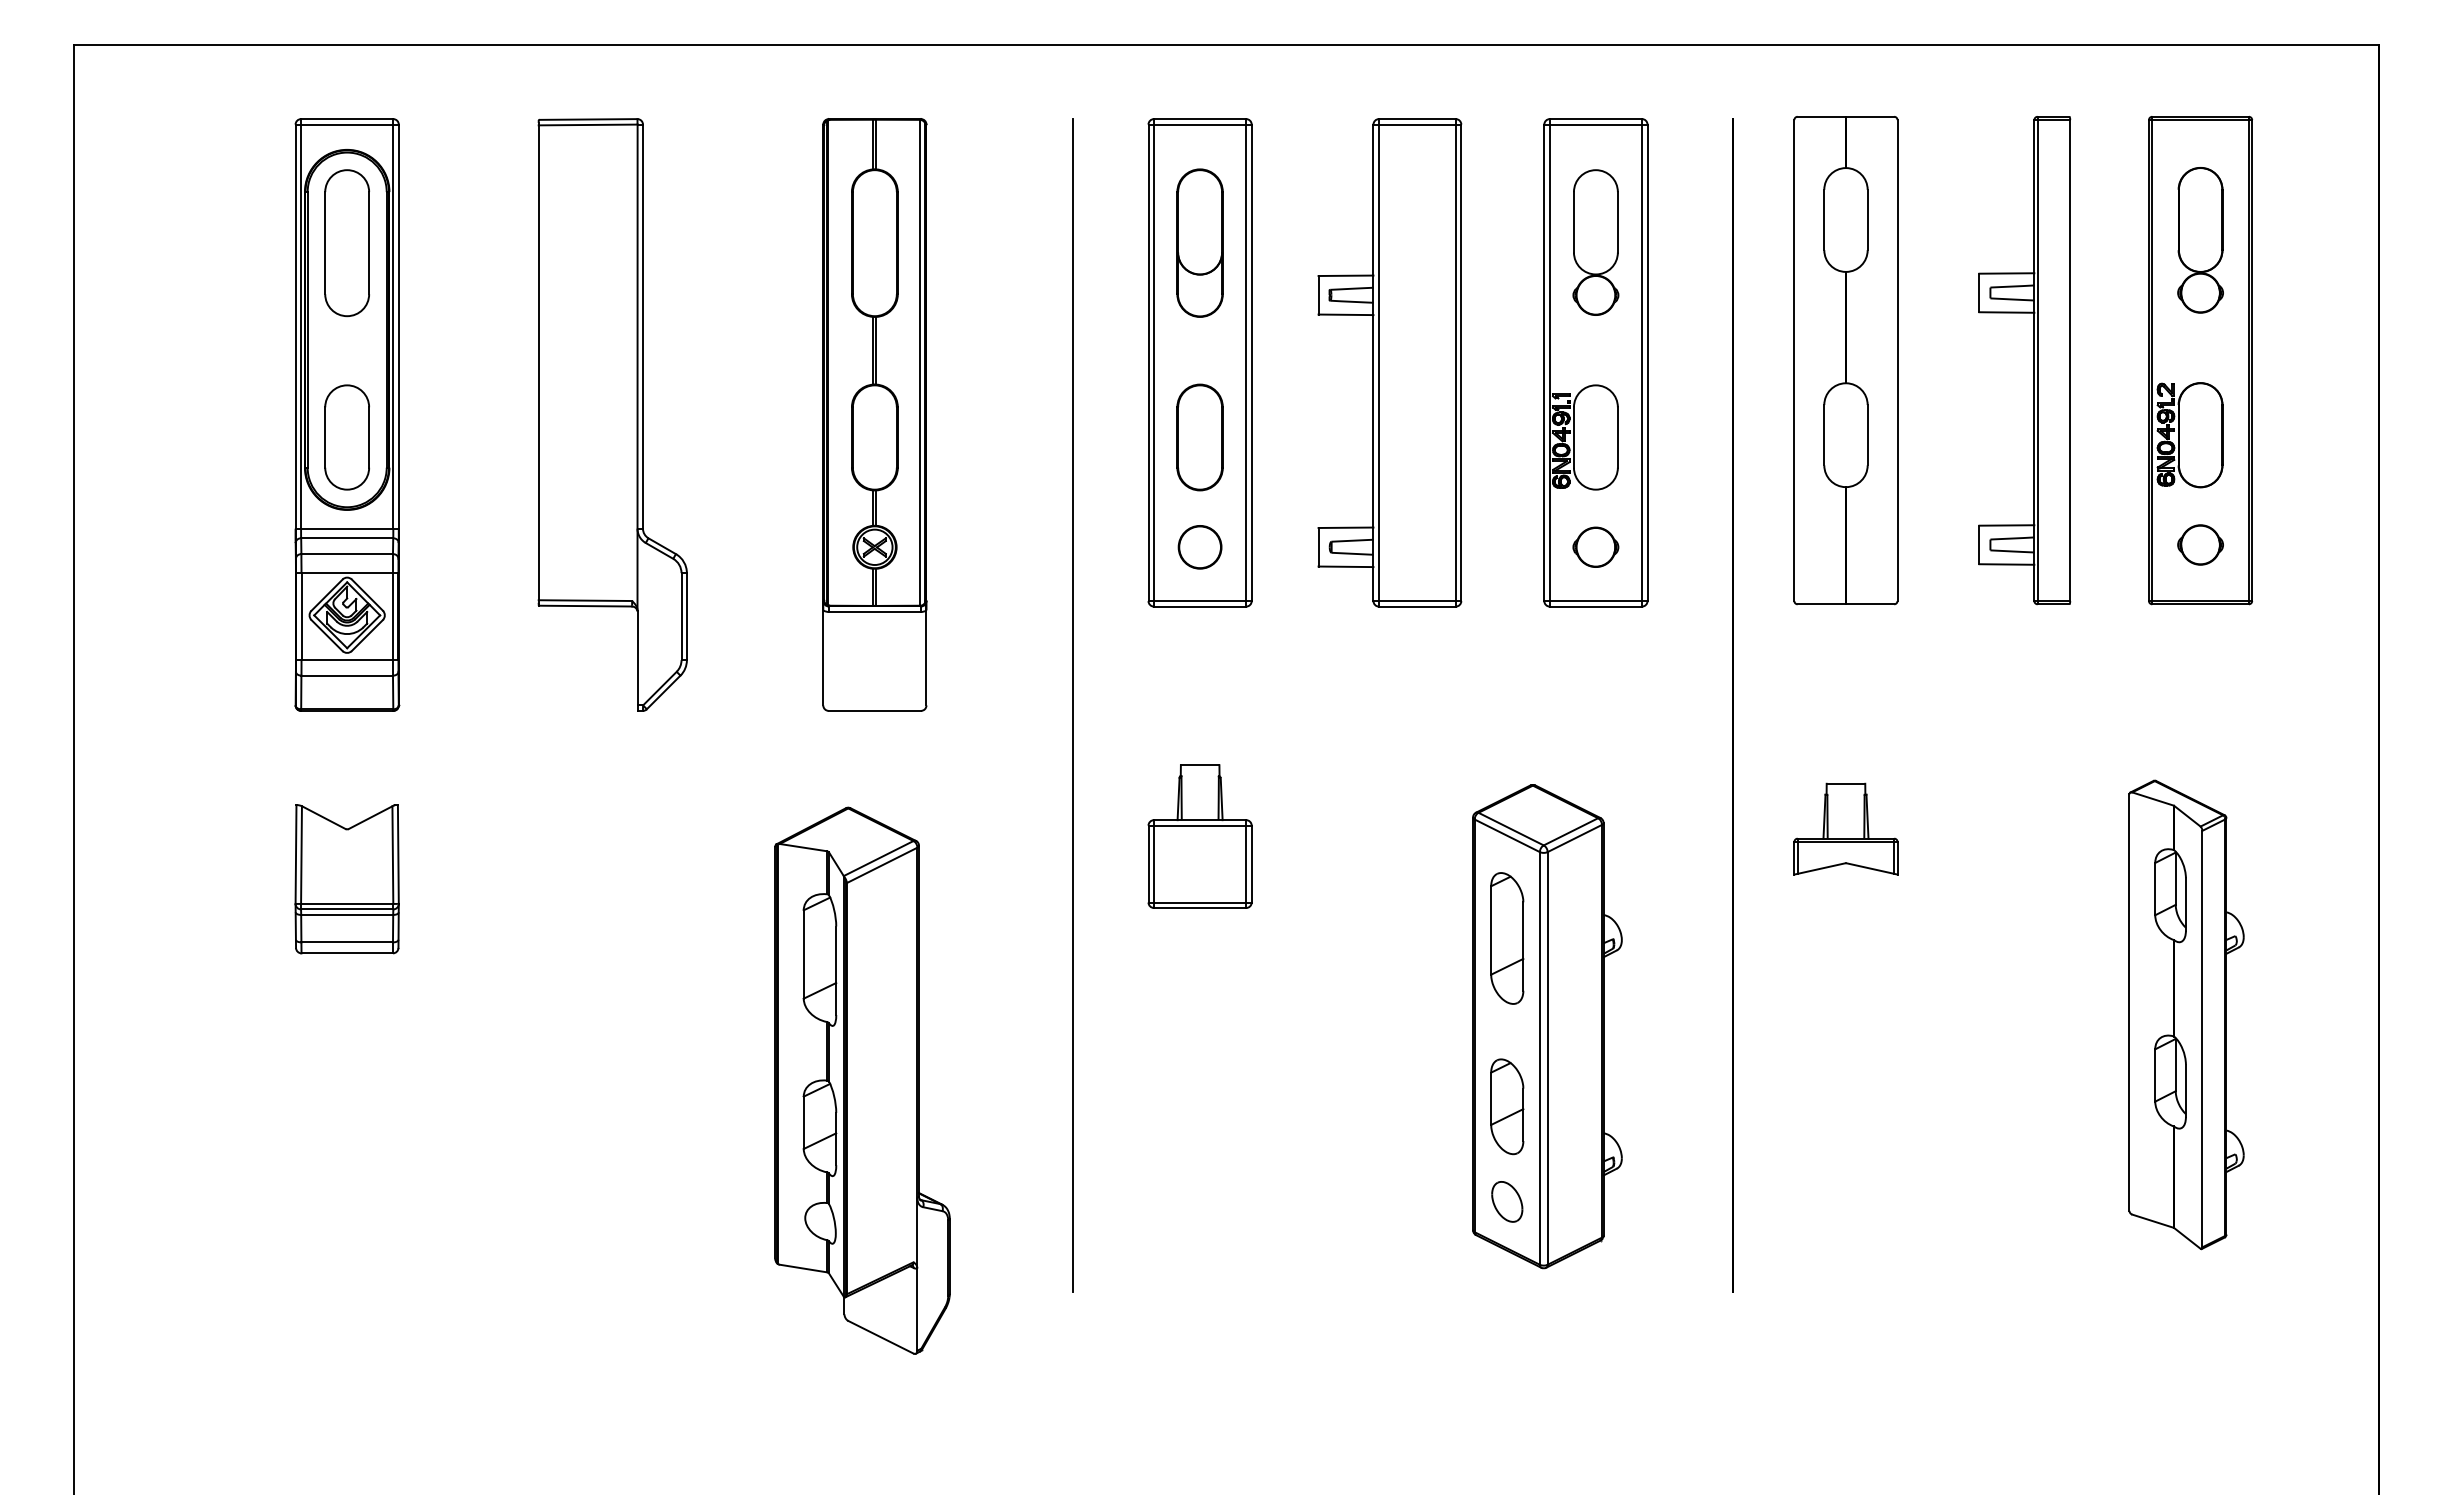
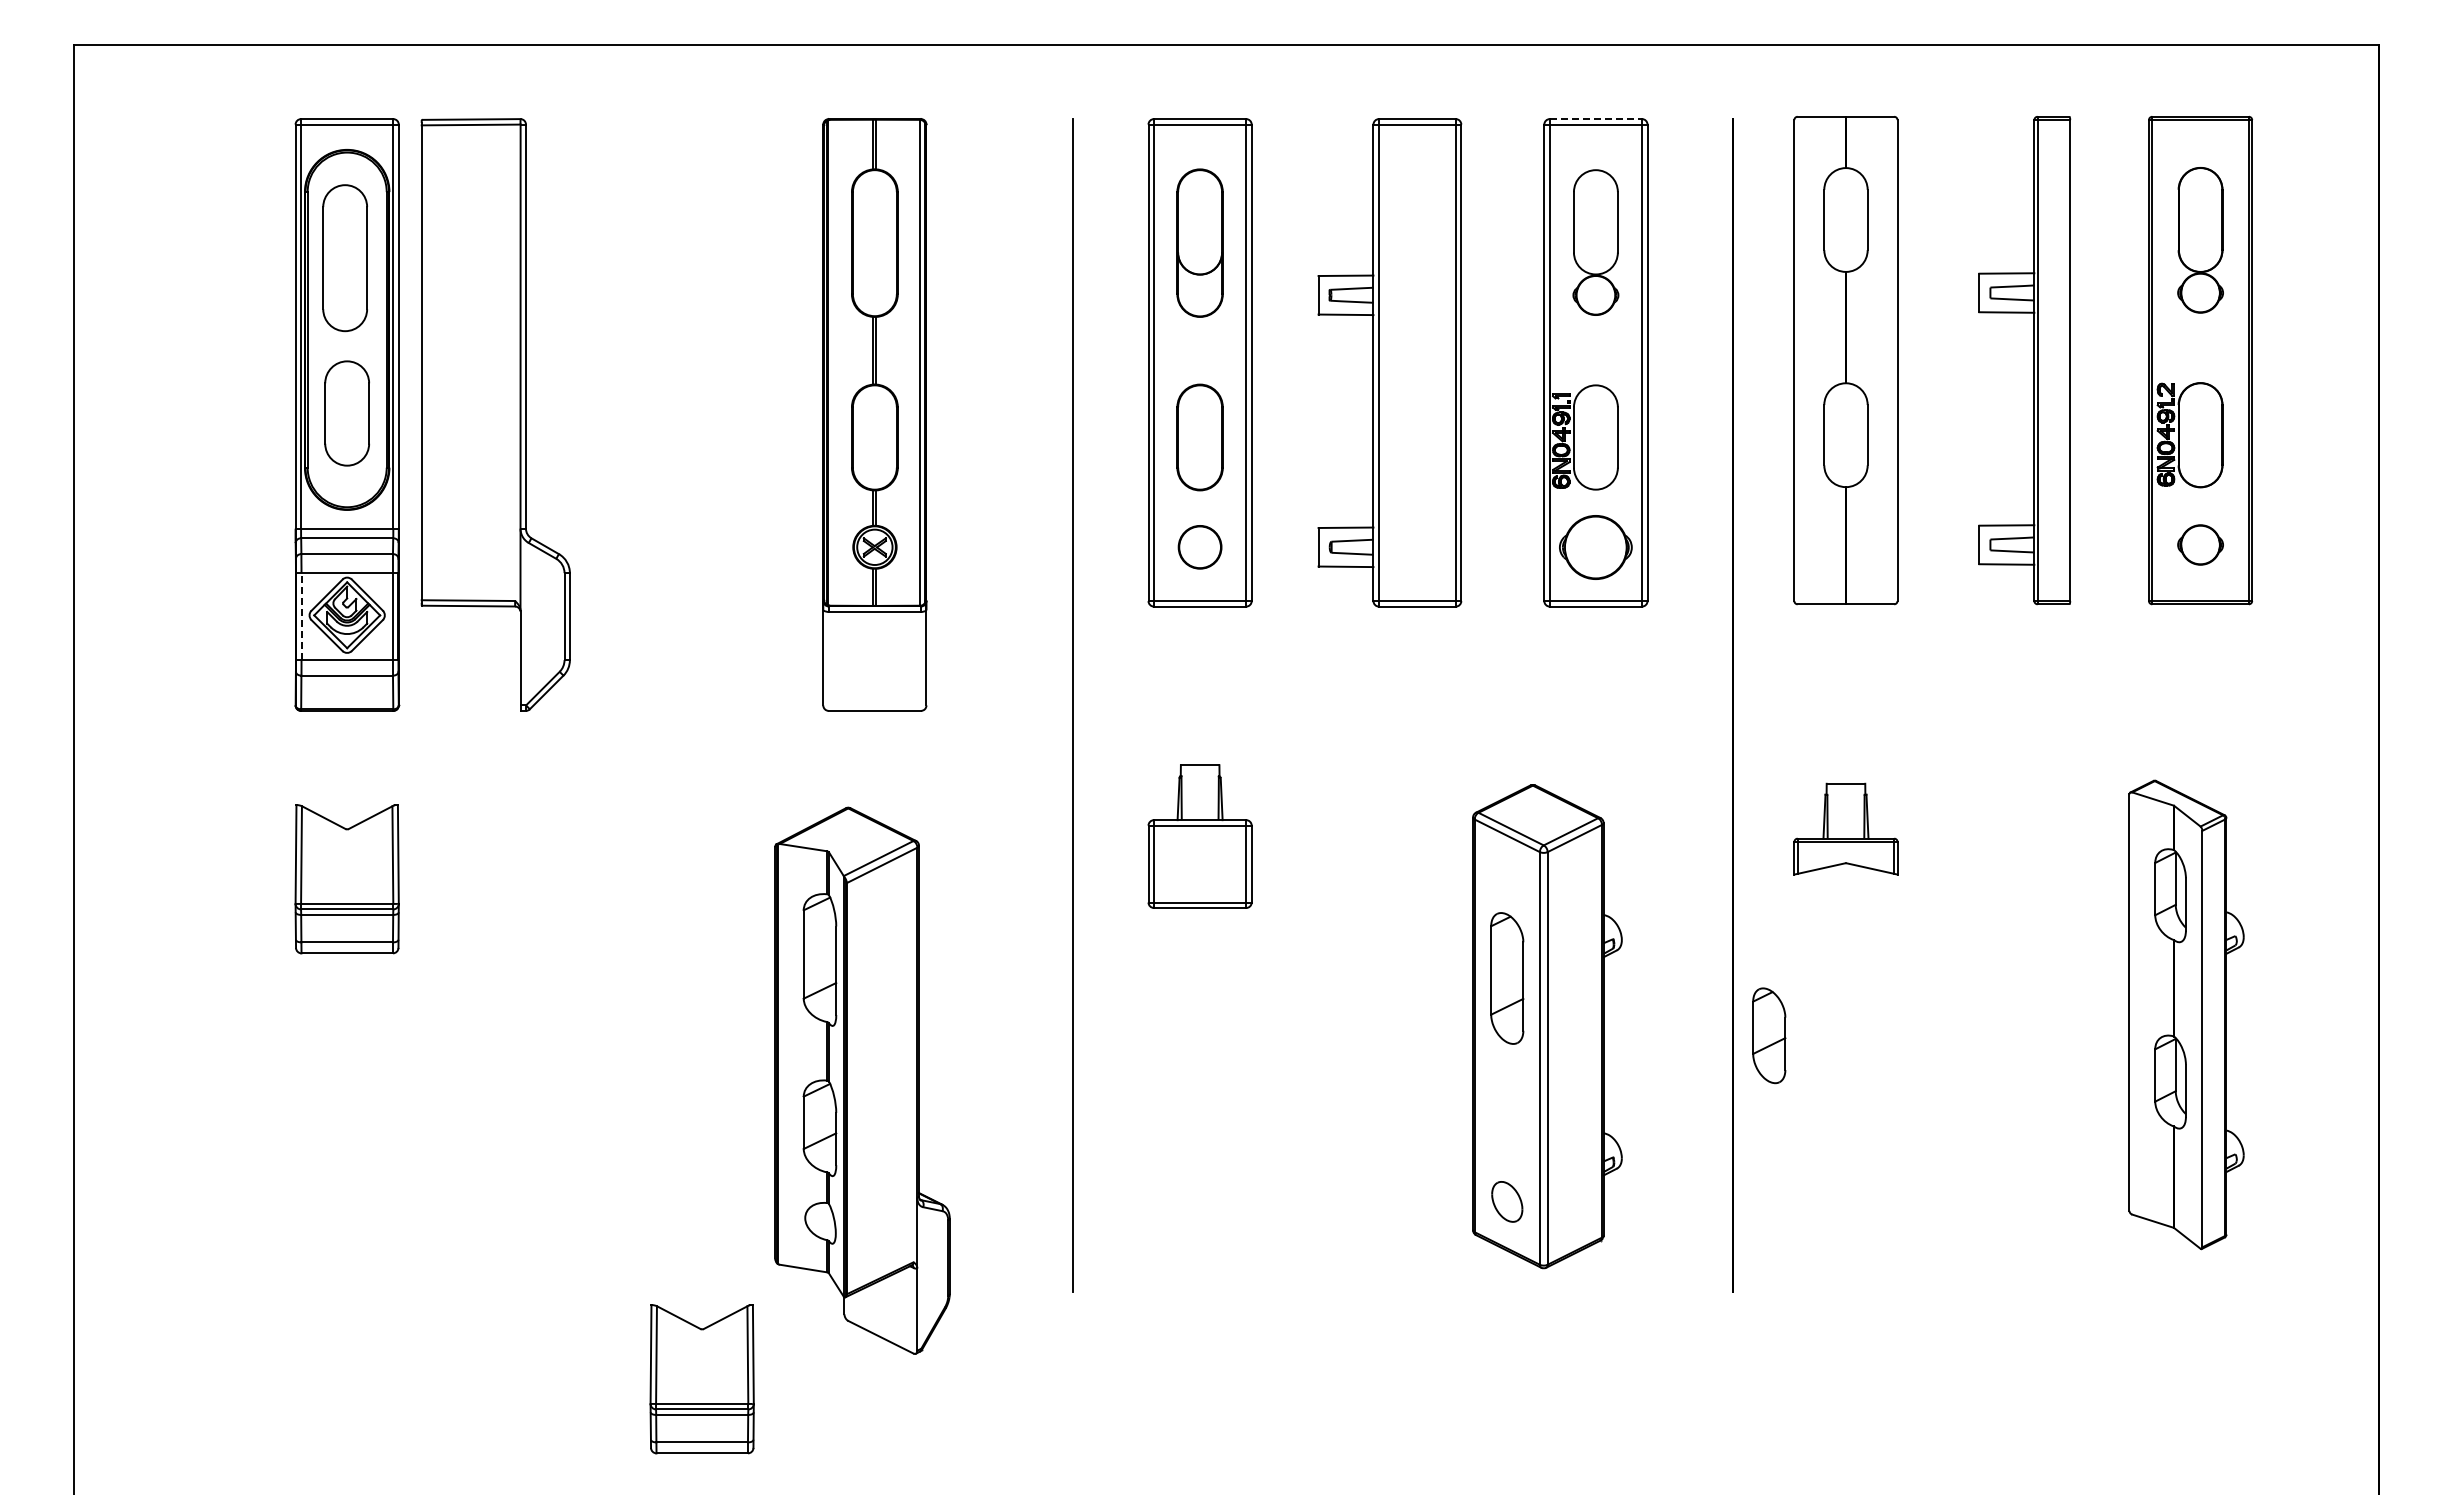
line: solid -> dashed (1596, 119)
part position: (346, 243) -> (344, 258) (344, 258)
part position: (612, 414) -> (495, 414) (495, 414)
part position: (346, 437) -> (346, 413) (346, 413)
part size: 48x42 px -> 74x65 px (1595, 547)
line: solid -> dashed (301, 616)
part position: (1507, 938) -> (1507, 978) (1507, 978)
part position: (1507, 1106) -> (1769, 1035) (1769, 1035)
part: none -> present (701, 1379)
